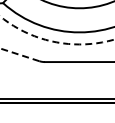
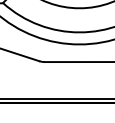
arc: dashed -> solid (54, 41)
line: dashed -> solid (19, 54)
